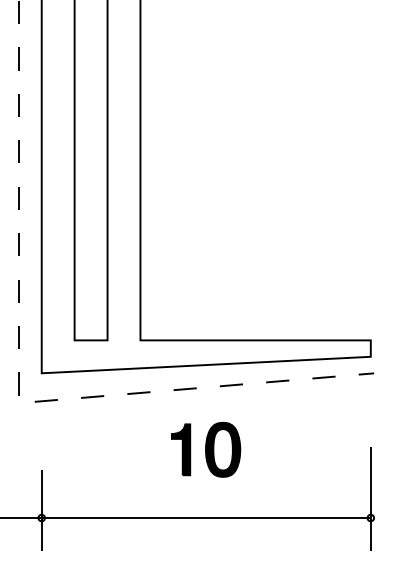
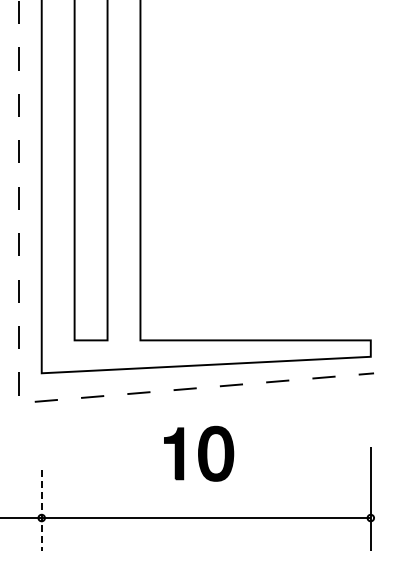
part position: (206, 449) -> (199, 453) (199, 453)
line: solid -> dashed (41, 510)
